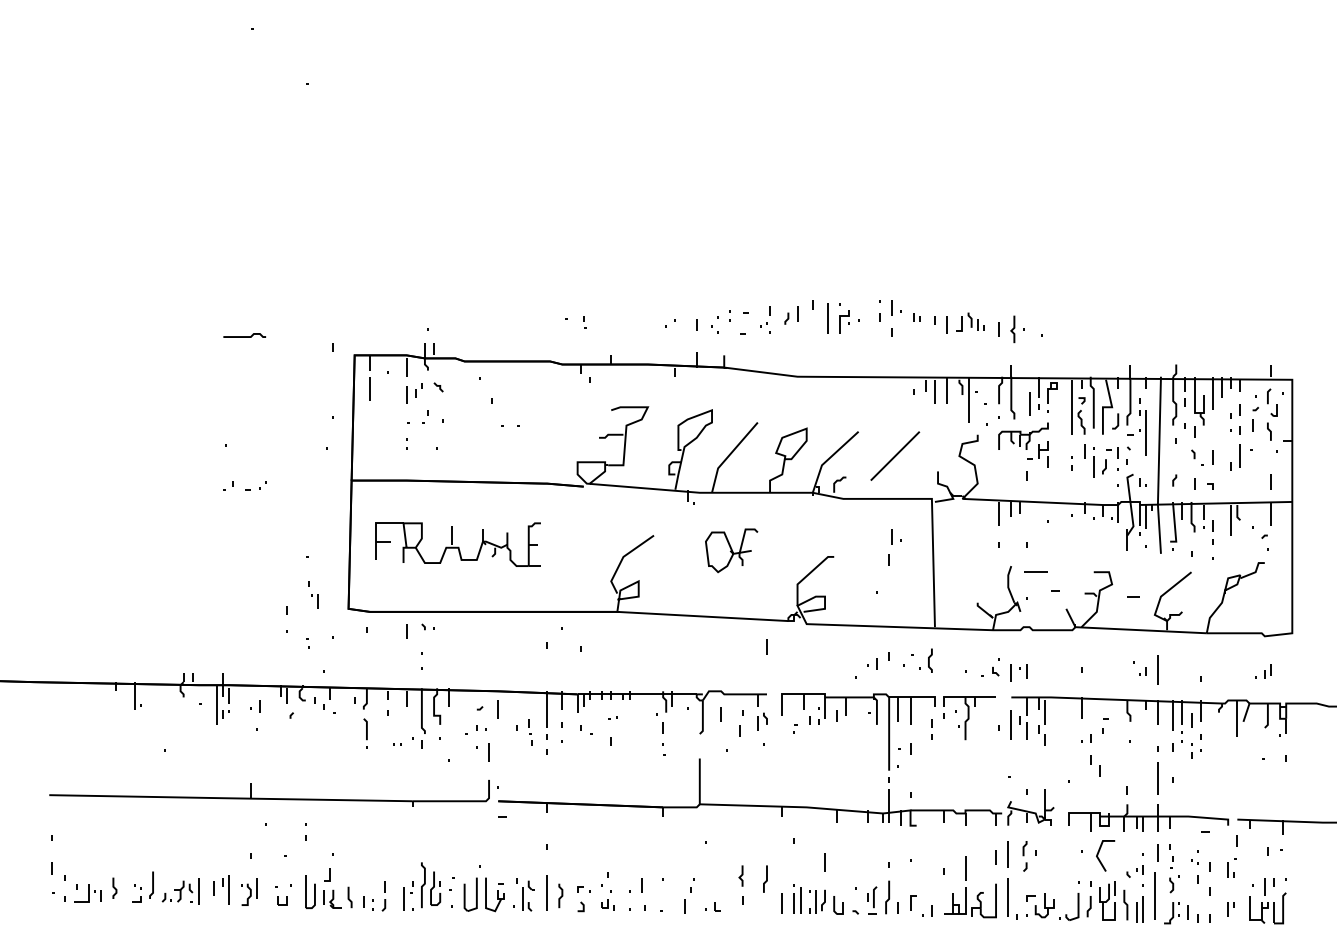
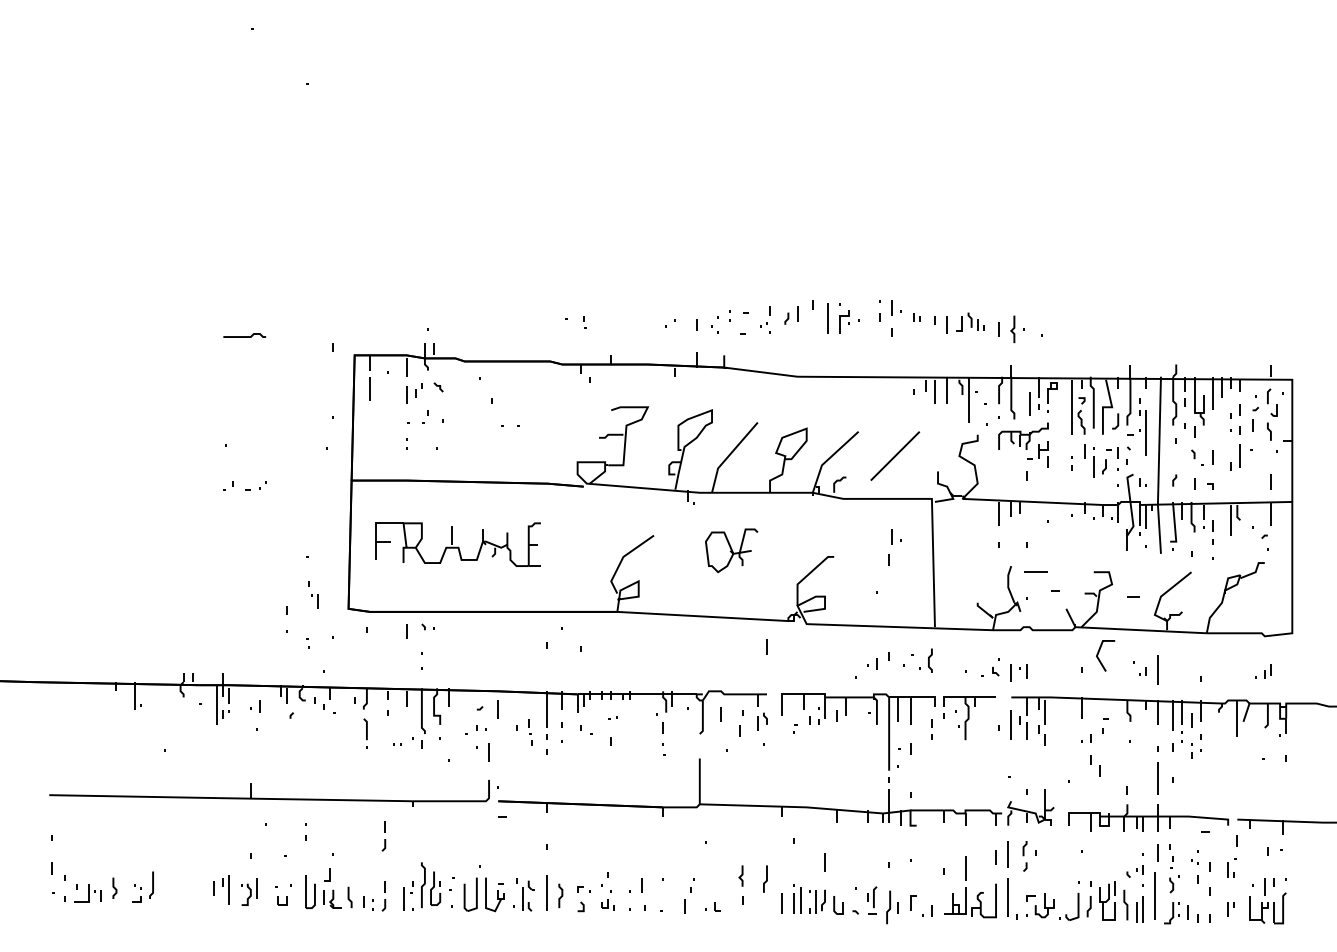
part: none -> present (383, 836)
line position: (1099, 852) -> (1099, 652) (1099, 652)
part: present -> none (180, 891)
line position: (888, 897) -> (889, 907) (889, 907)
